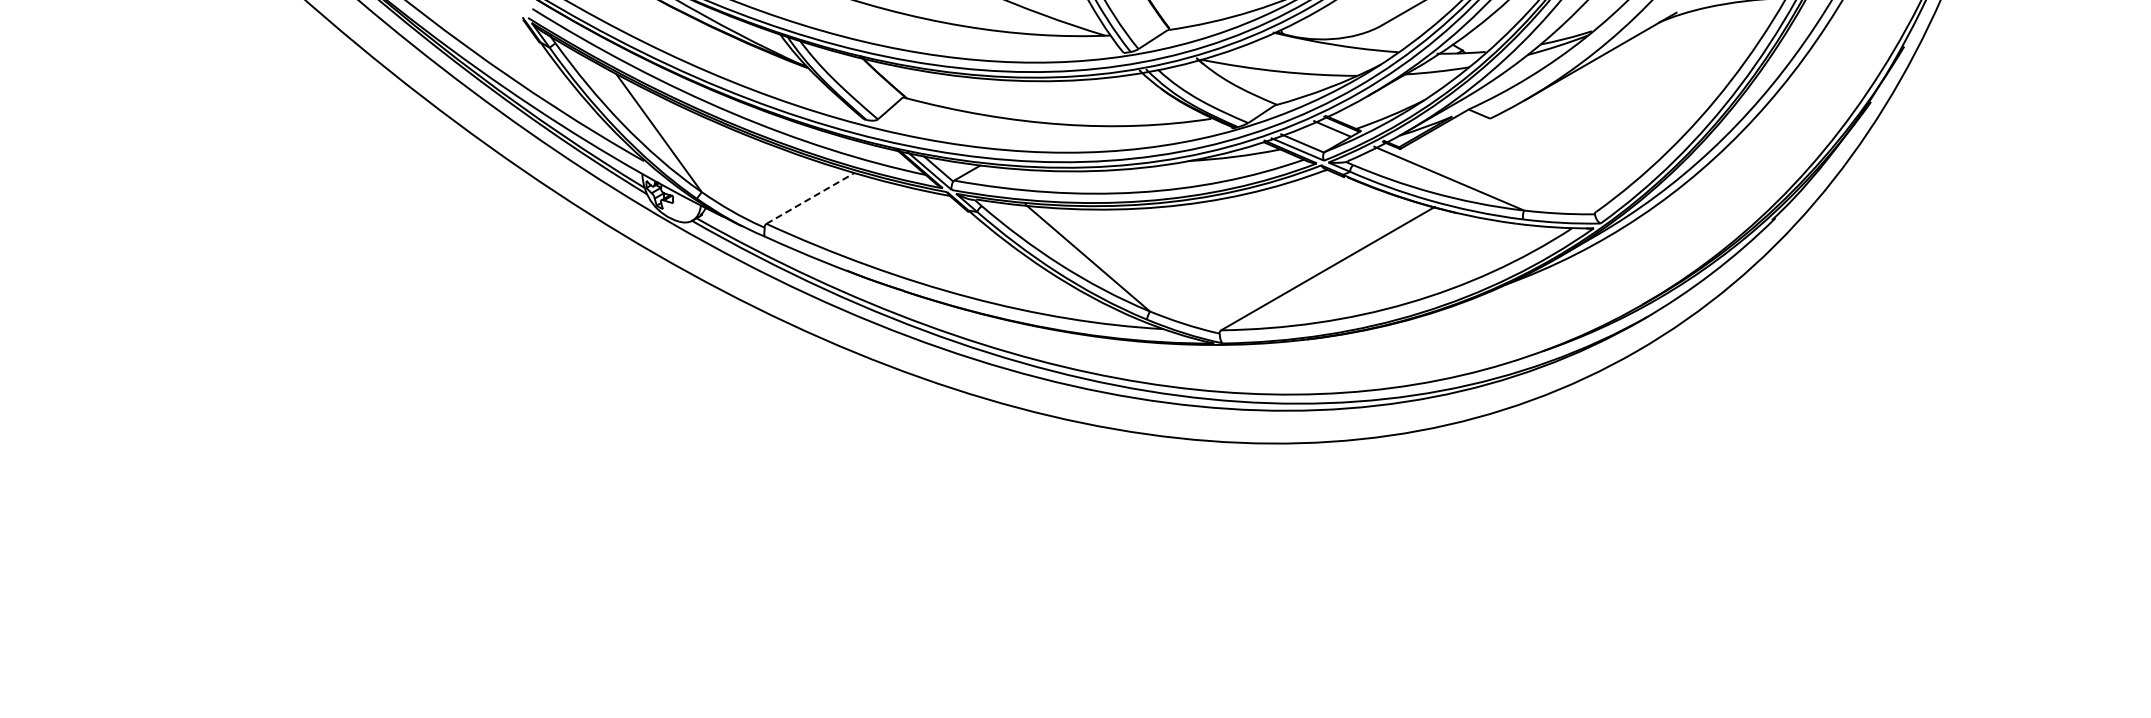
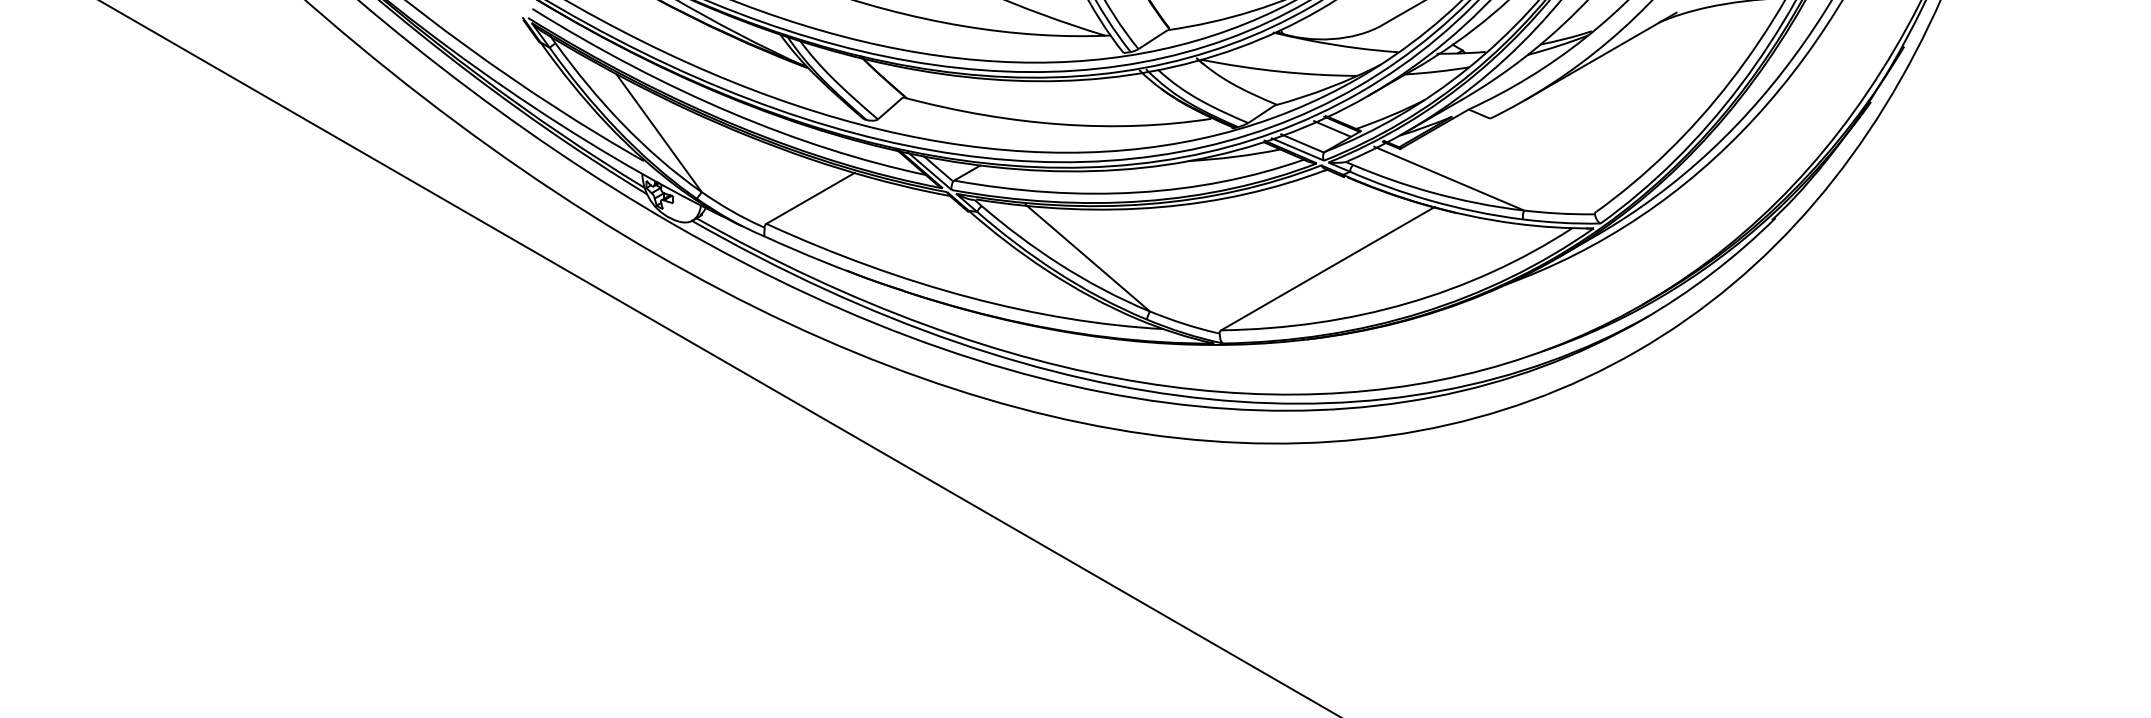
line: dashed -> solid (811, 198)
line: none -> present (719, 358)
